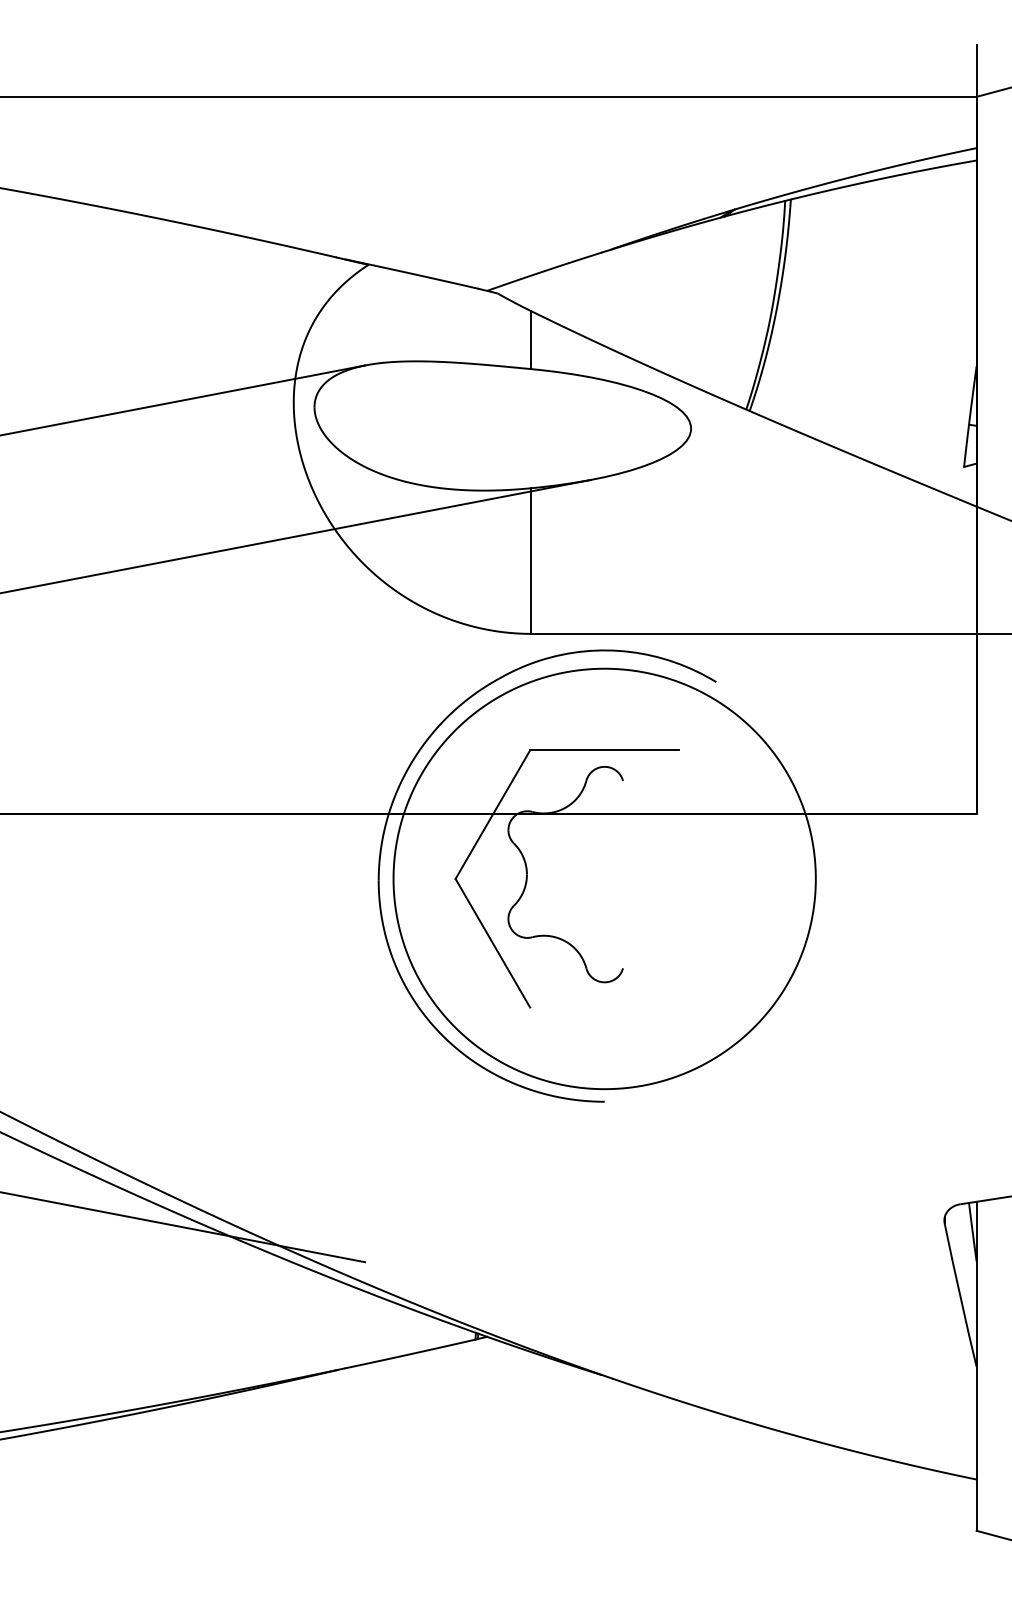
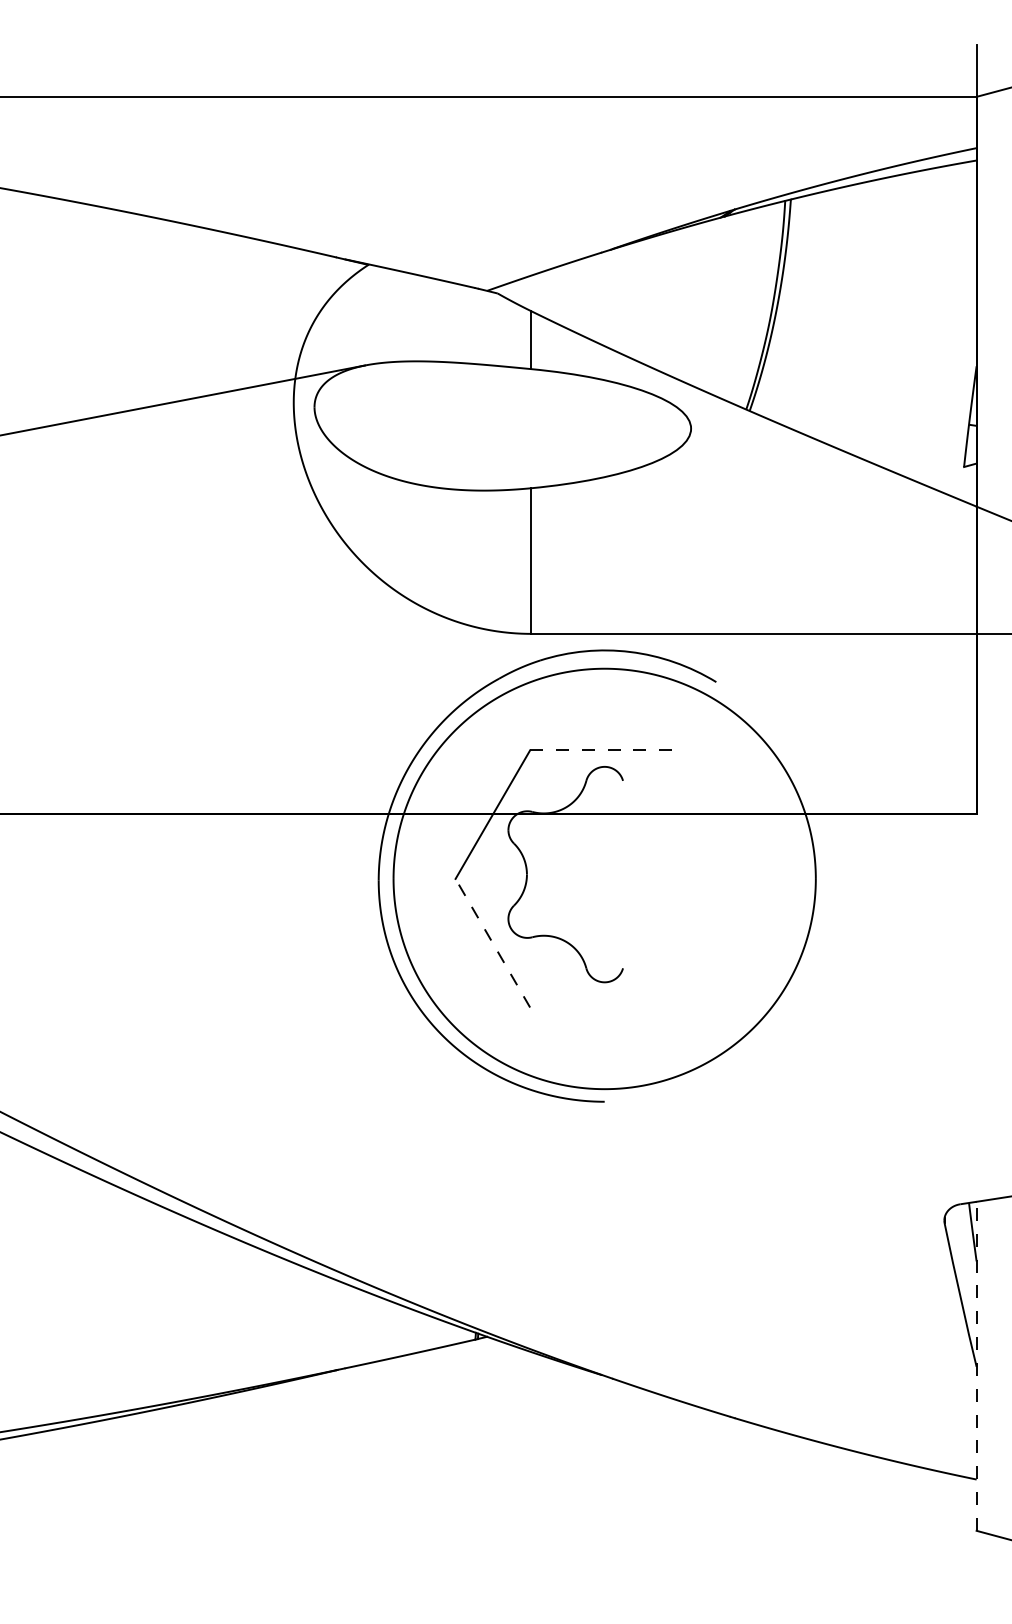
line: present -> none (296, 535)
line: solid -> dashed (604, 750)
line: solid -> dashed (492, 942)
line: present -> none (184, 1227)
line: solid -> dashed (976, 1366)
